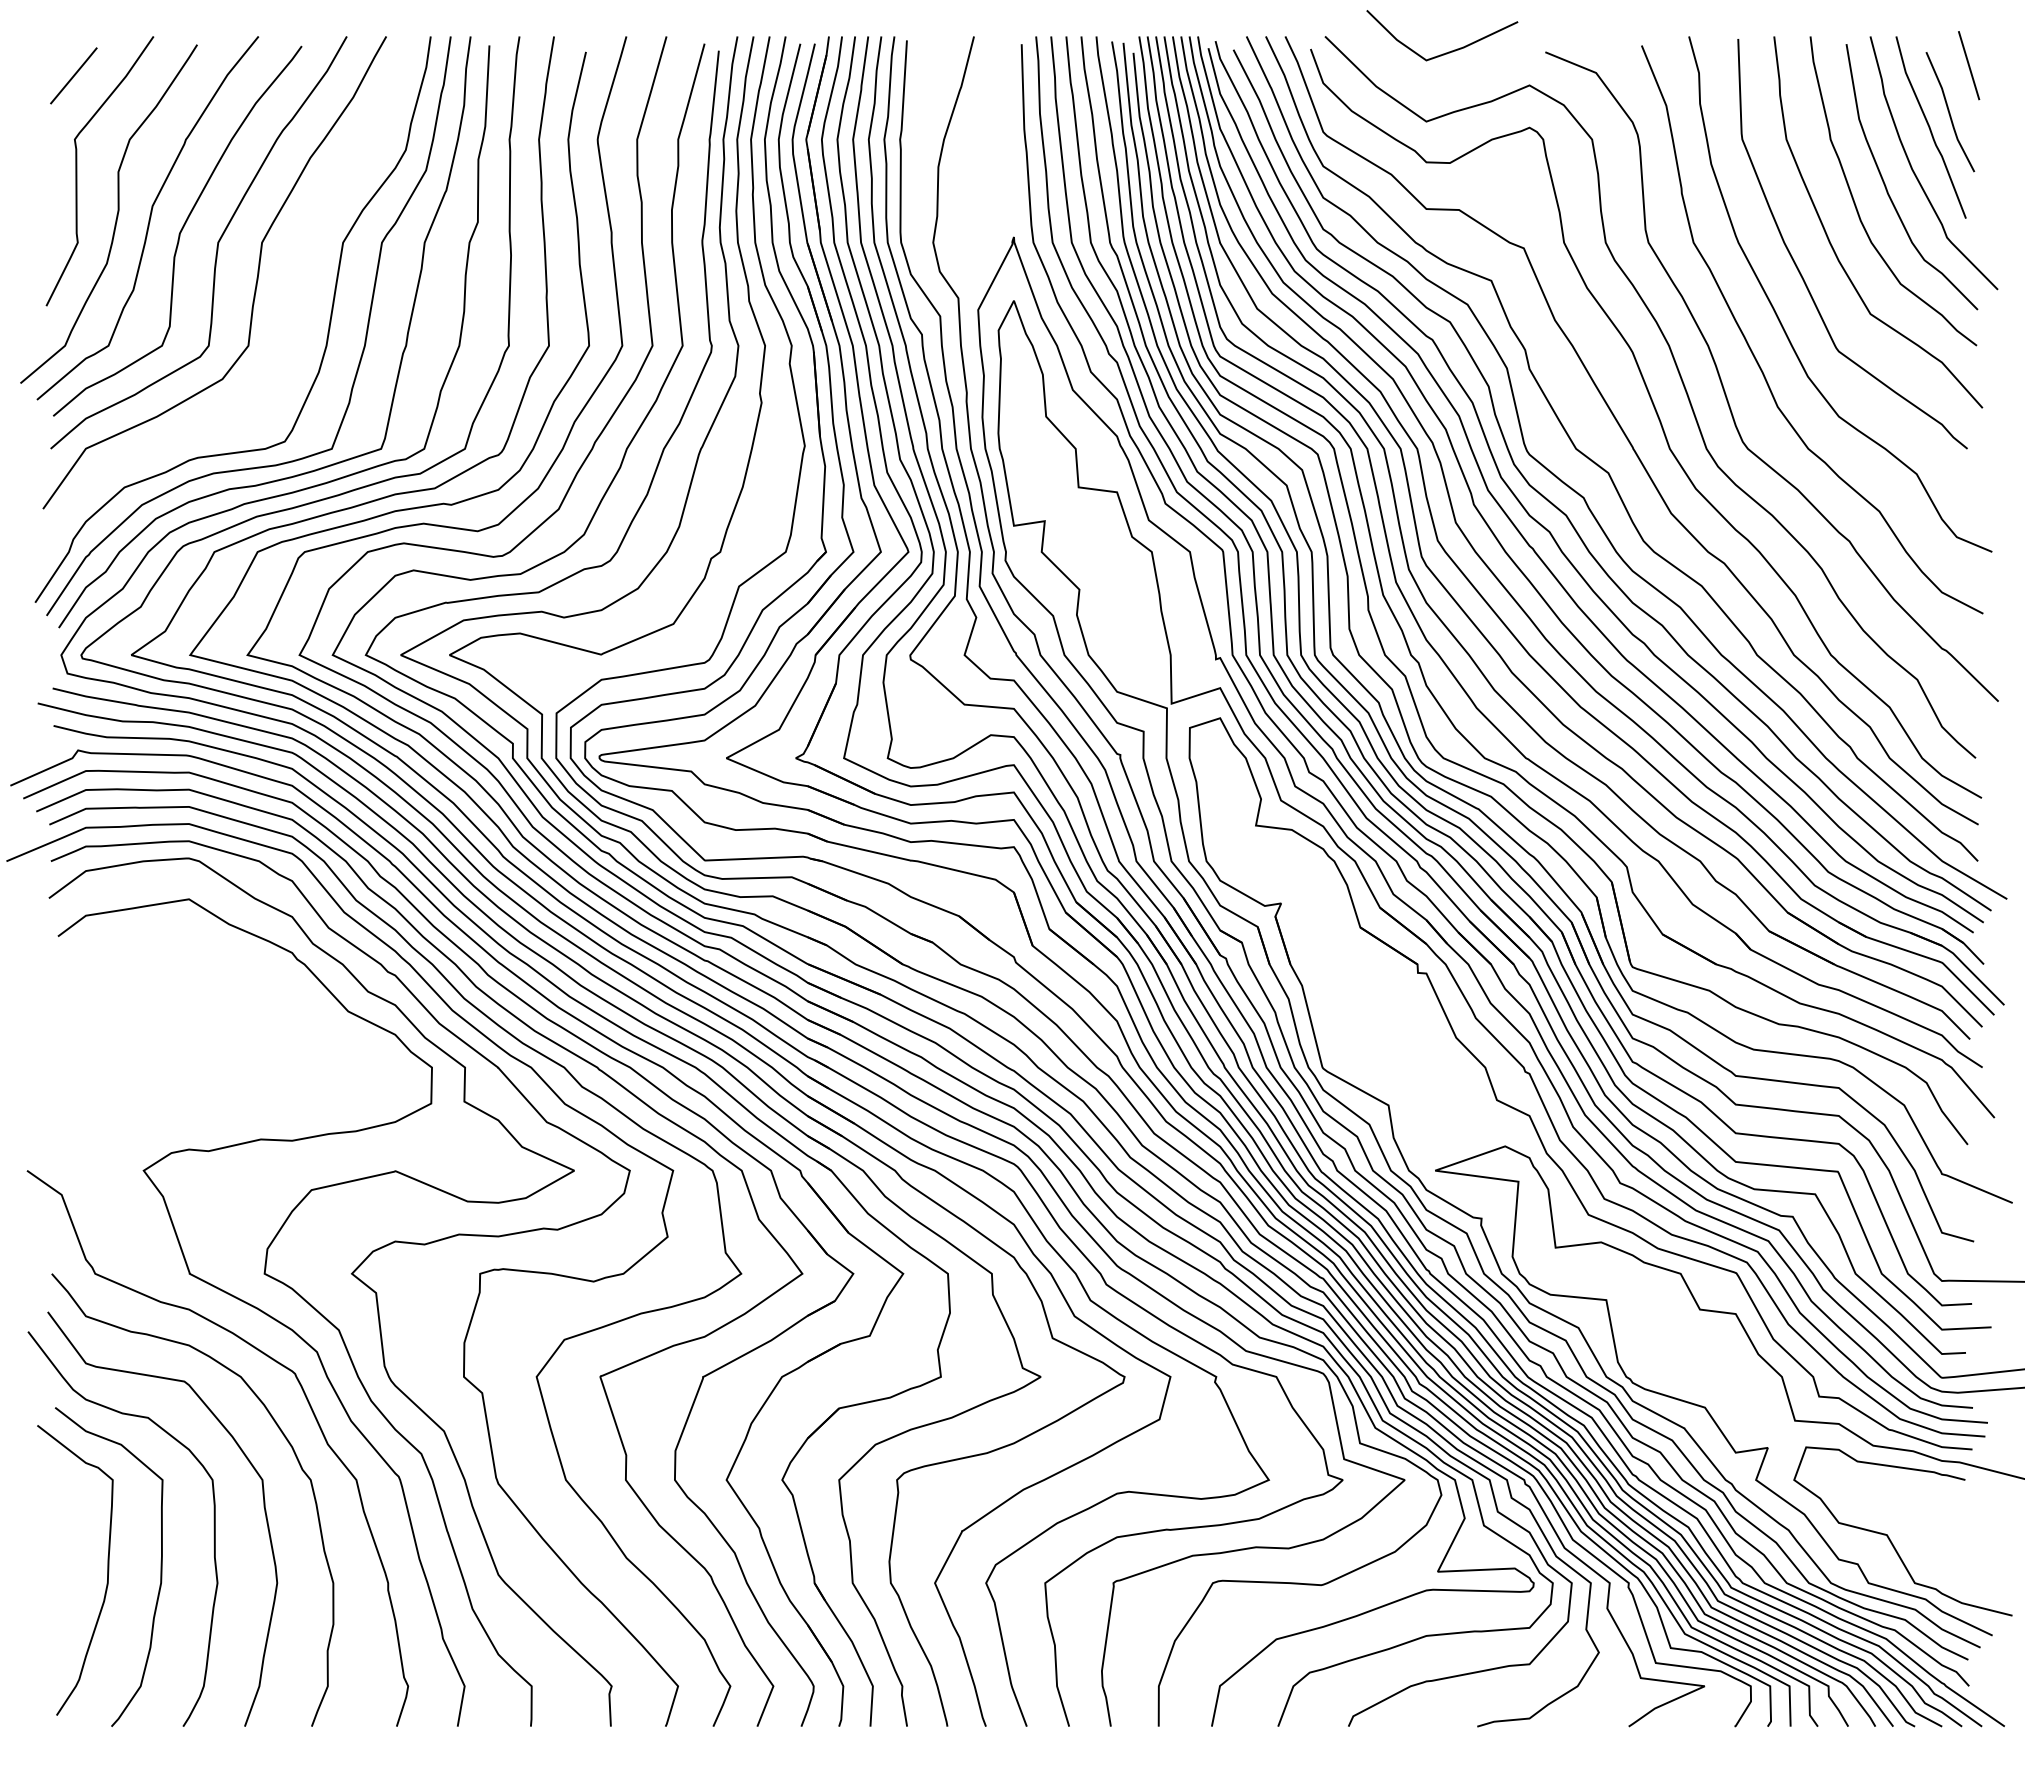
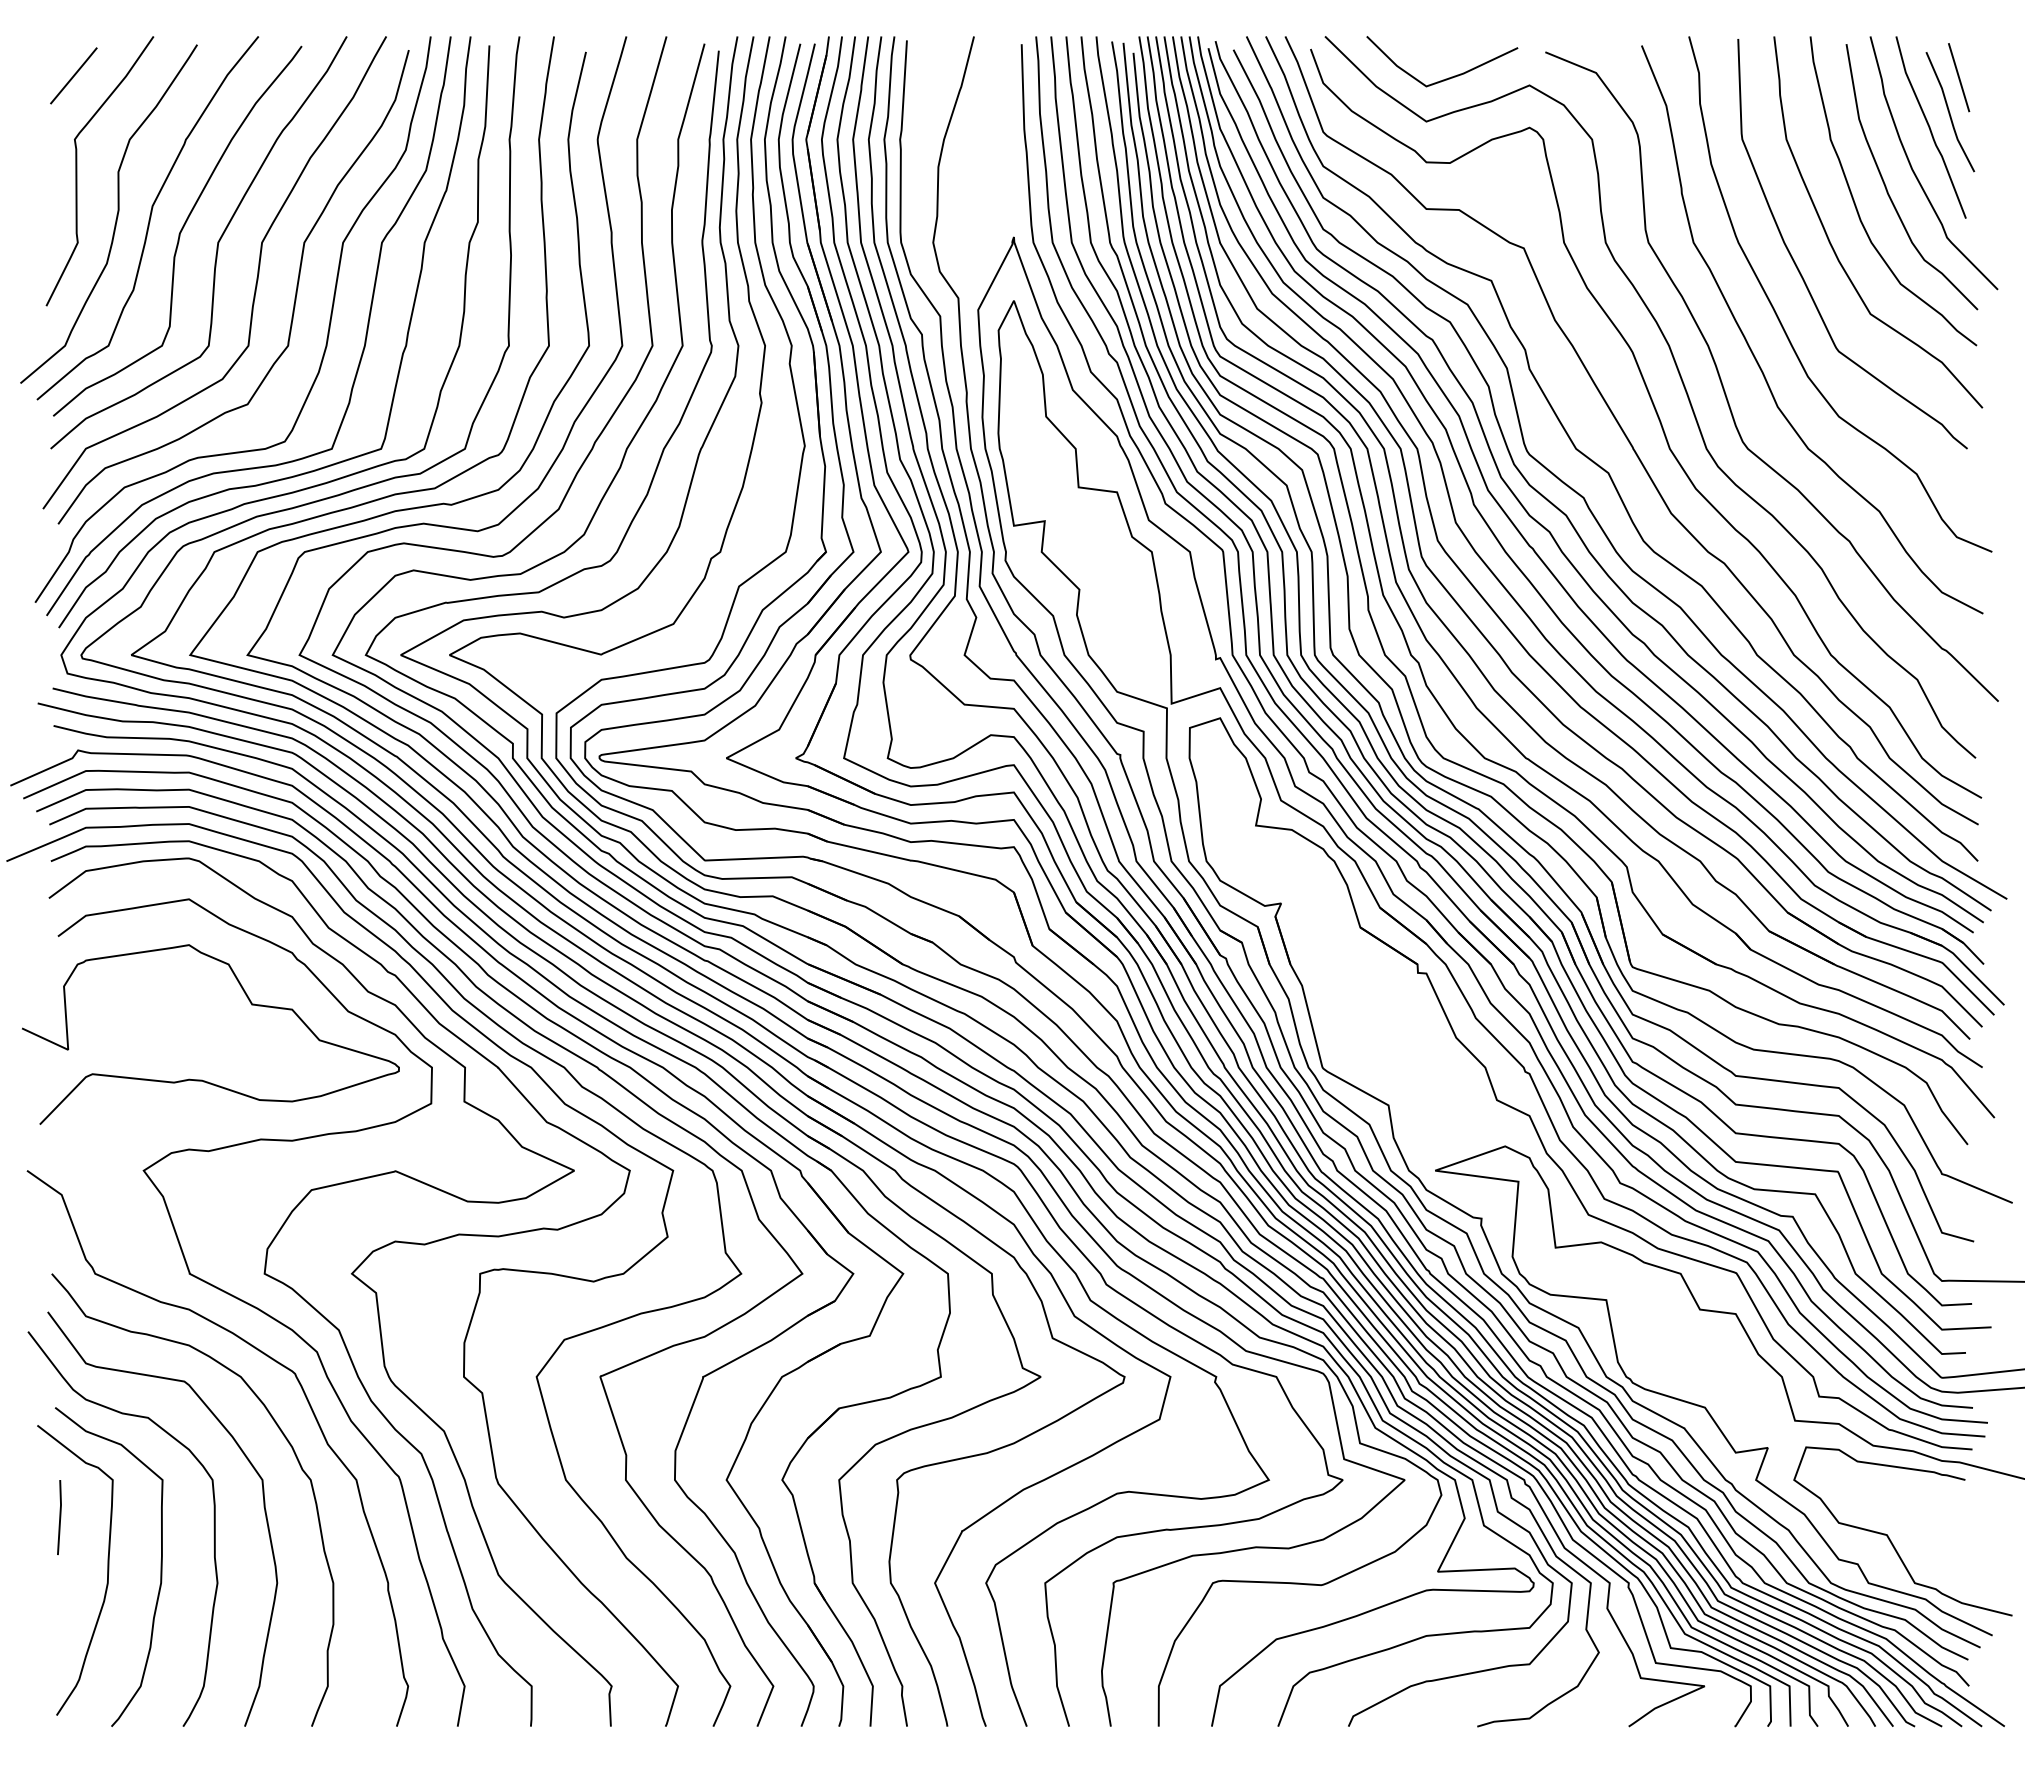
line position: (1448, 51) -> (1448, 77) (1448, 77)
line position: (1969, 65) -> (1959, 77) (1959, 77)
curve: none -> present (294, 297)
curve: none -> present (202, 1079)
line: none -> present (59, 1517)
